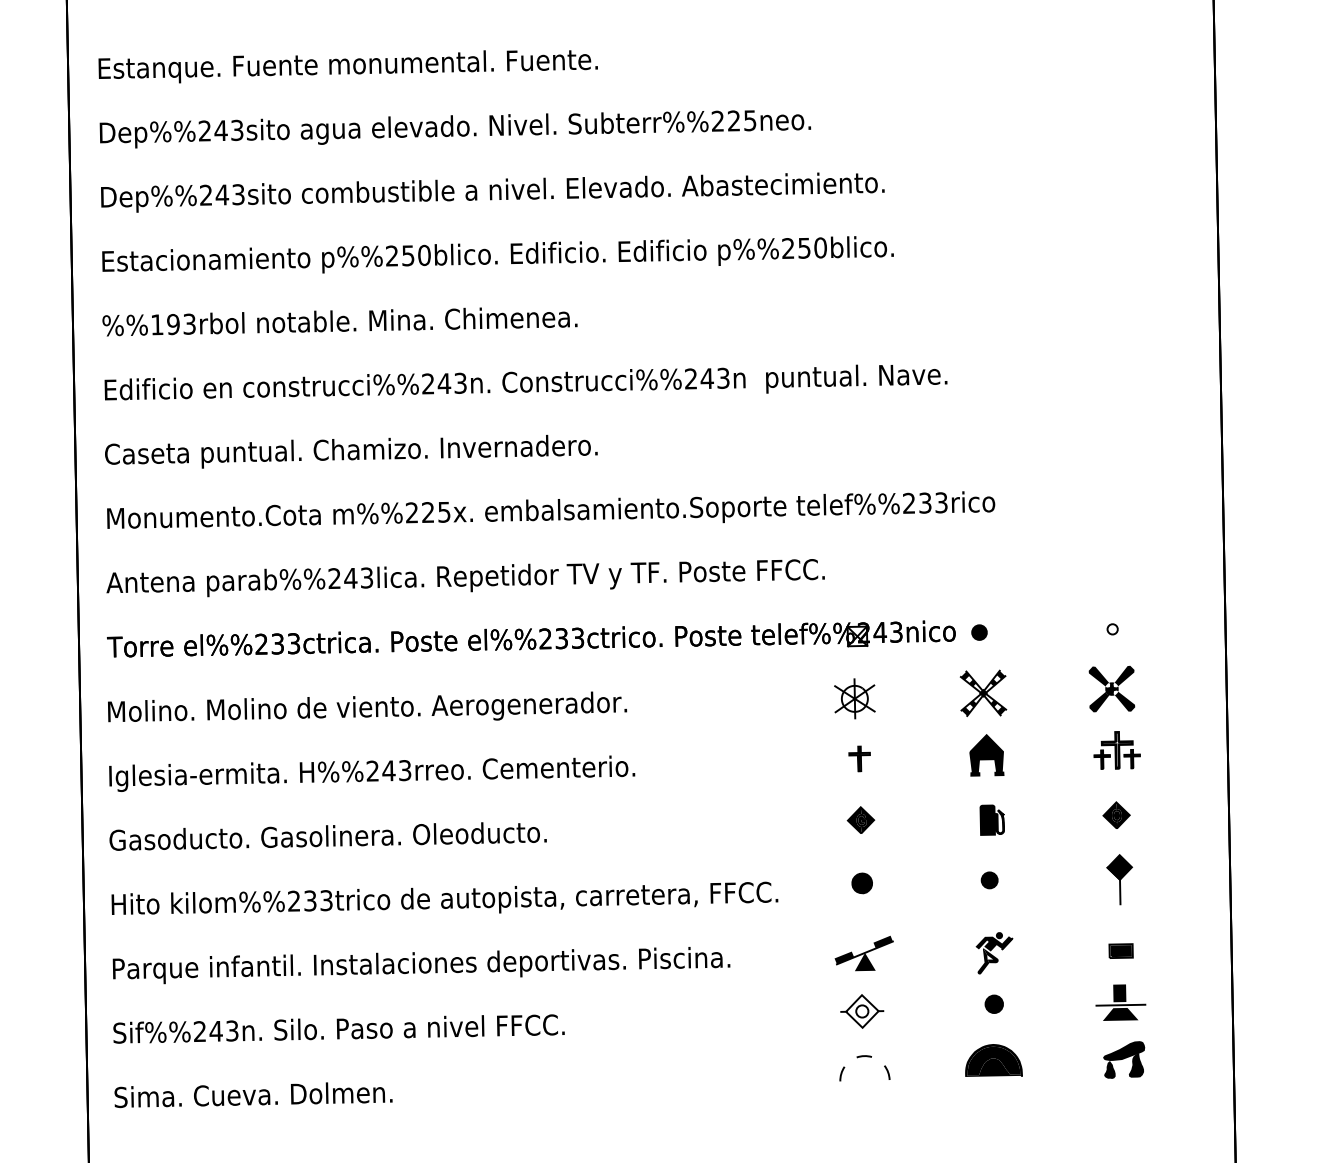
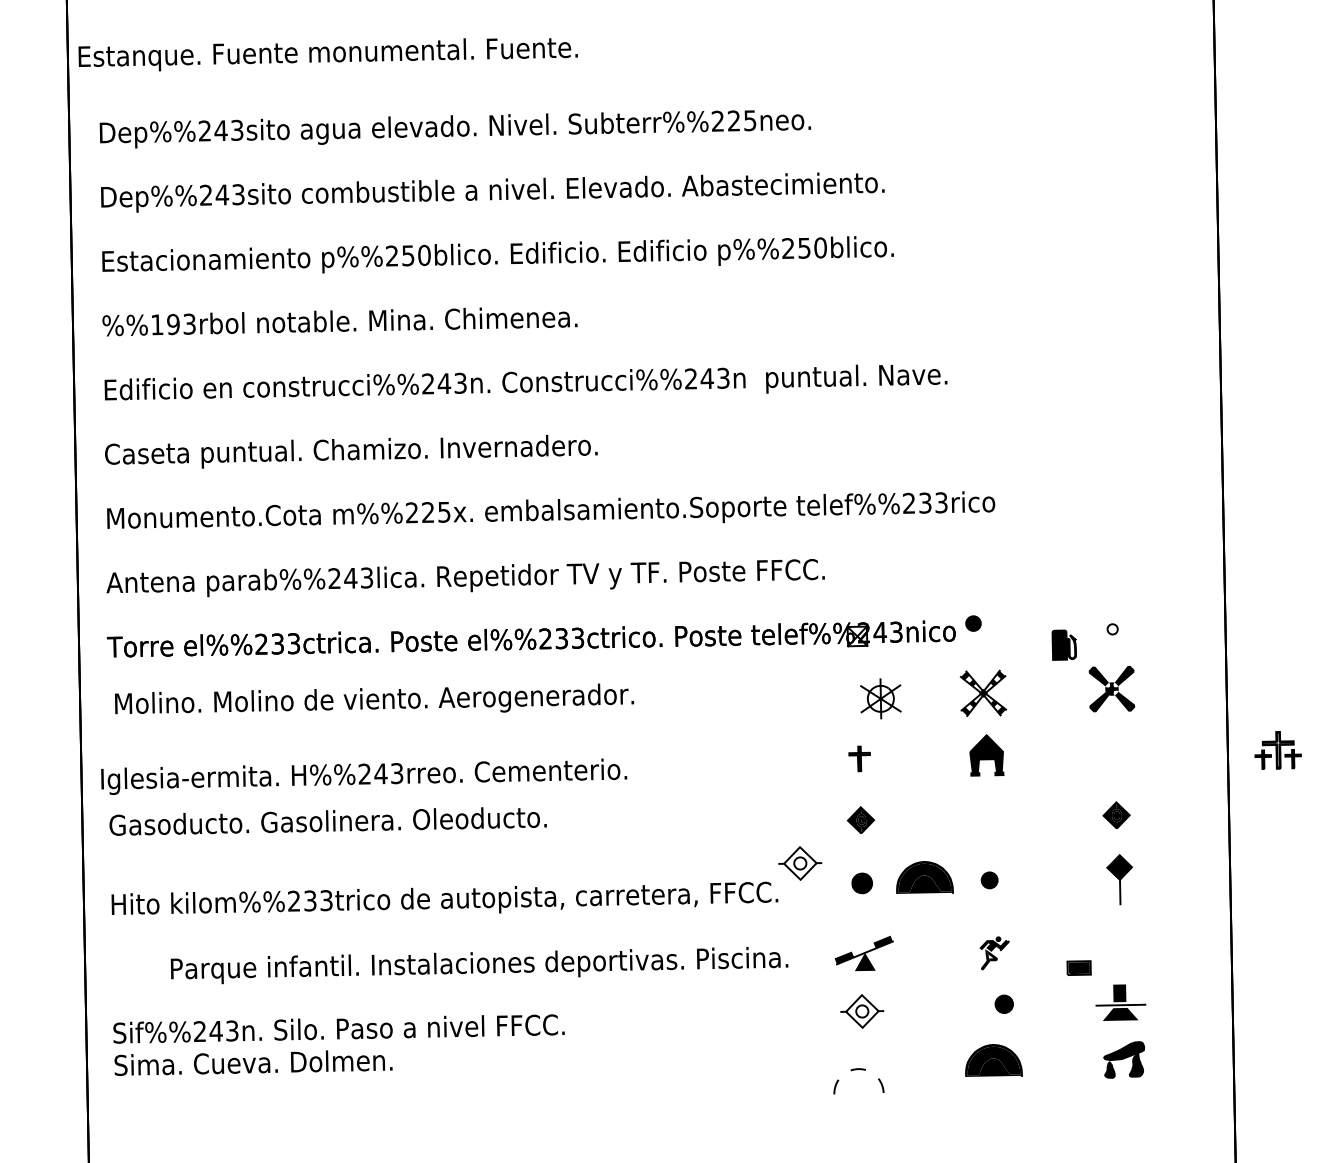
text position: (347, 66) -> (327, 54) (327, 54)
part position: (979, 632) -> (973, 623) (973, 623)
part position: (854, 698) -> (880, 698) (880, 698)
text position: (367, 706) -> (374, 698) (374, 698)
part position: (1116, 750) -> (1277, 750) (1277, 750)
text position: (372, 773) -> (364, 776) (364, 776)
part position: (991, 819) -> (1063, 644) (1063, 644)
text position: (327, 836) -> (327, 821) (327, 821)
part: none -> present (800, 863)
part: none -> present (924, 877)
part position: (1120, 950) -> (1078, 967) (1078, 967)
part size: 39x43 px -> 31x35 px (994, 953)
text position: (421, 965) -> (479, 965) (479, 965)
part position: (993, 1003) -> (1003, 1003) (1003, 1003)
part position: (863, 1057) -> (857, 1070) (857, 1070)
text position: (253, 1095) -> (253, 1063) (253, 1063)
